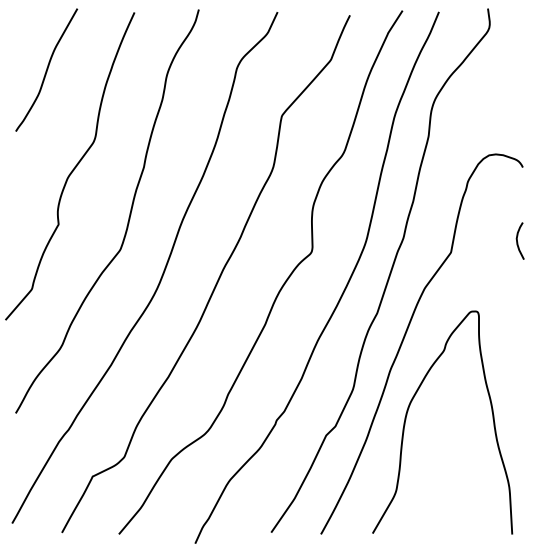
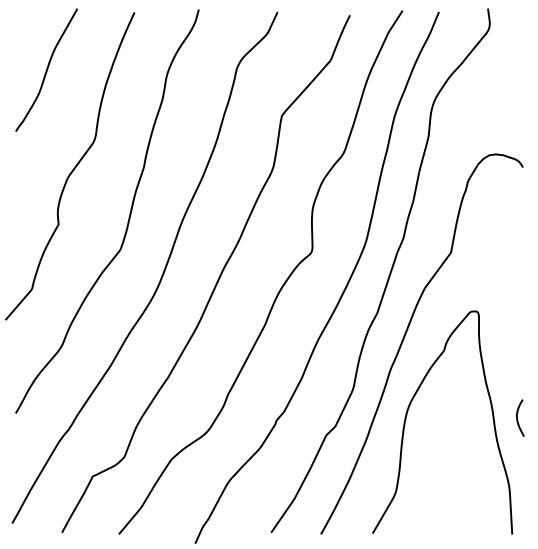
curve position: (517, 240) -> (517, 417) (517, 417)
